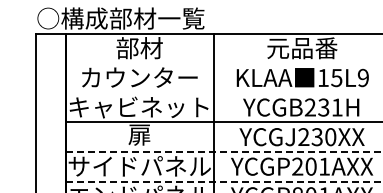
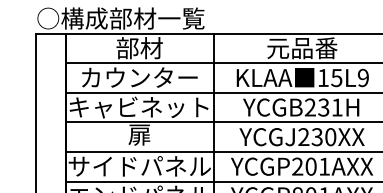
line: none -> present (222, 63)
line: none -> present (222, 92)
line: dashed -> solid (224, 151)
line: dashed -> solid (224, 181)
